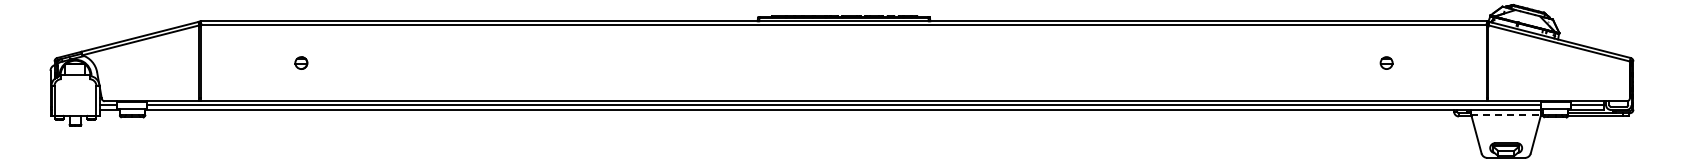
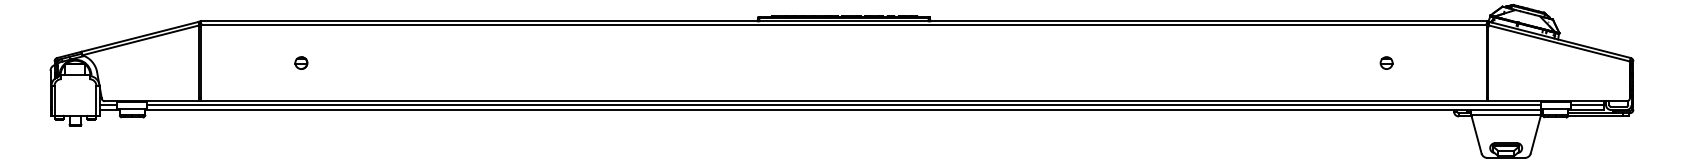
line: dashed -> solid (1506, 114)
